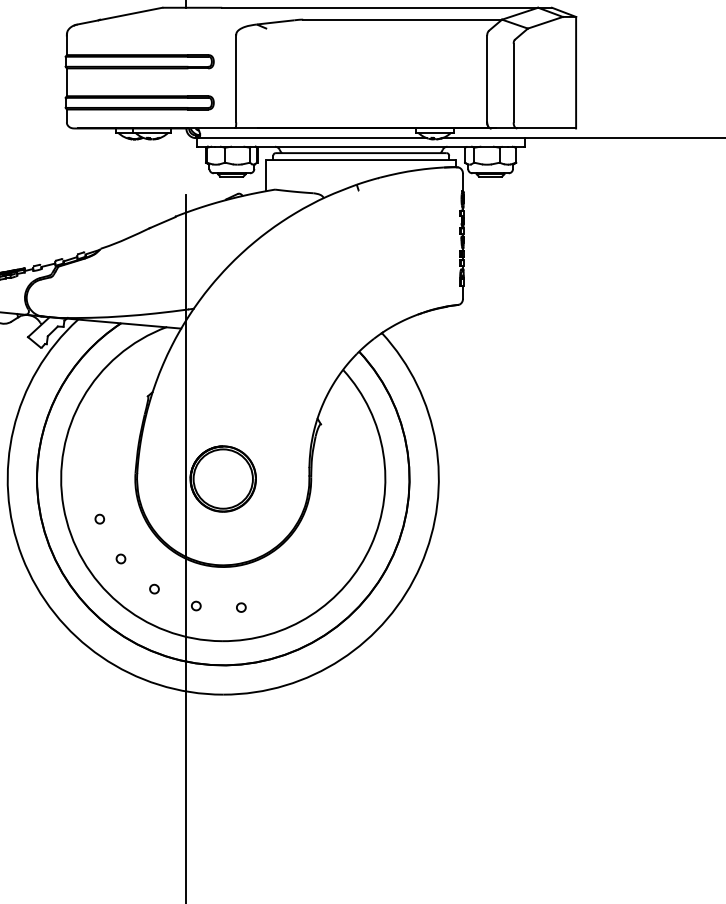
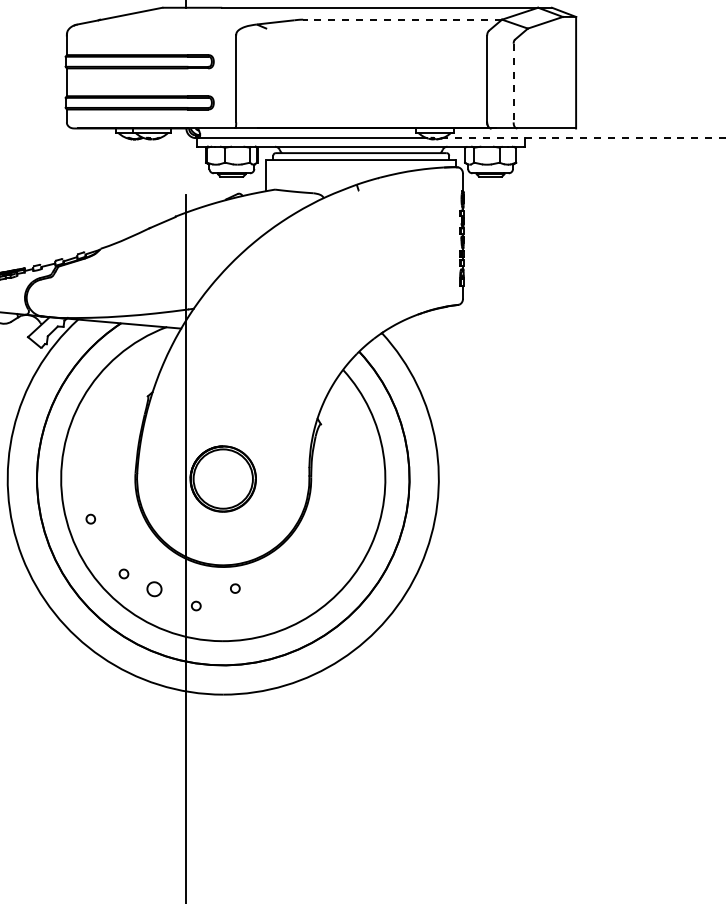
line: solid -> dashed (402, 19)
line: solid -> dashed (513, 83)
line: solid -> dashed (583, 138)
part position: (99, 518) -> (90, 518) (90, 518)
part position: (120, 558) -> (123, 573) (123, 573)
part size: 11x12 px -> 17x17 px (154, 589)
part position: (241, 607) -> (235, 588) (235, 588)
